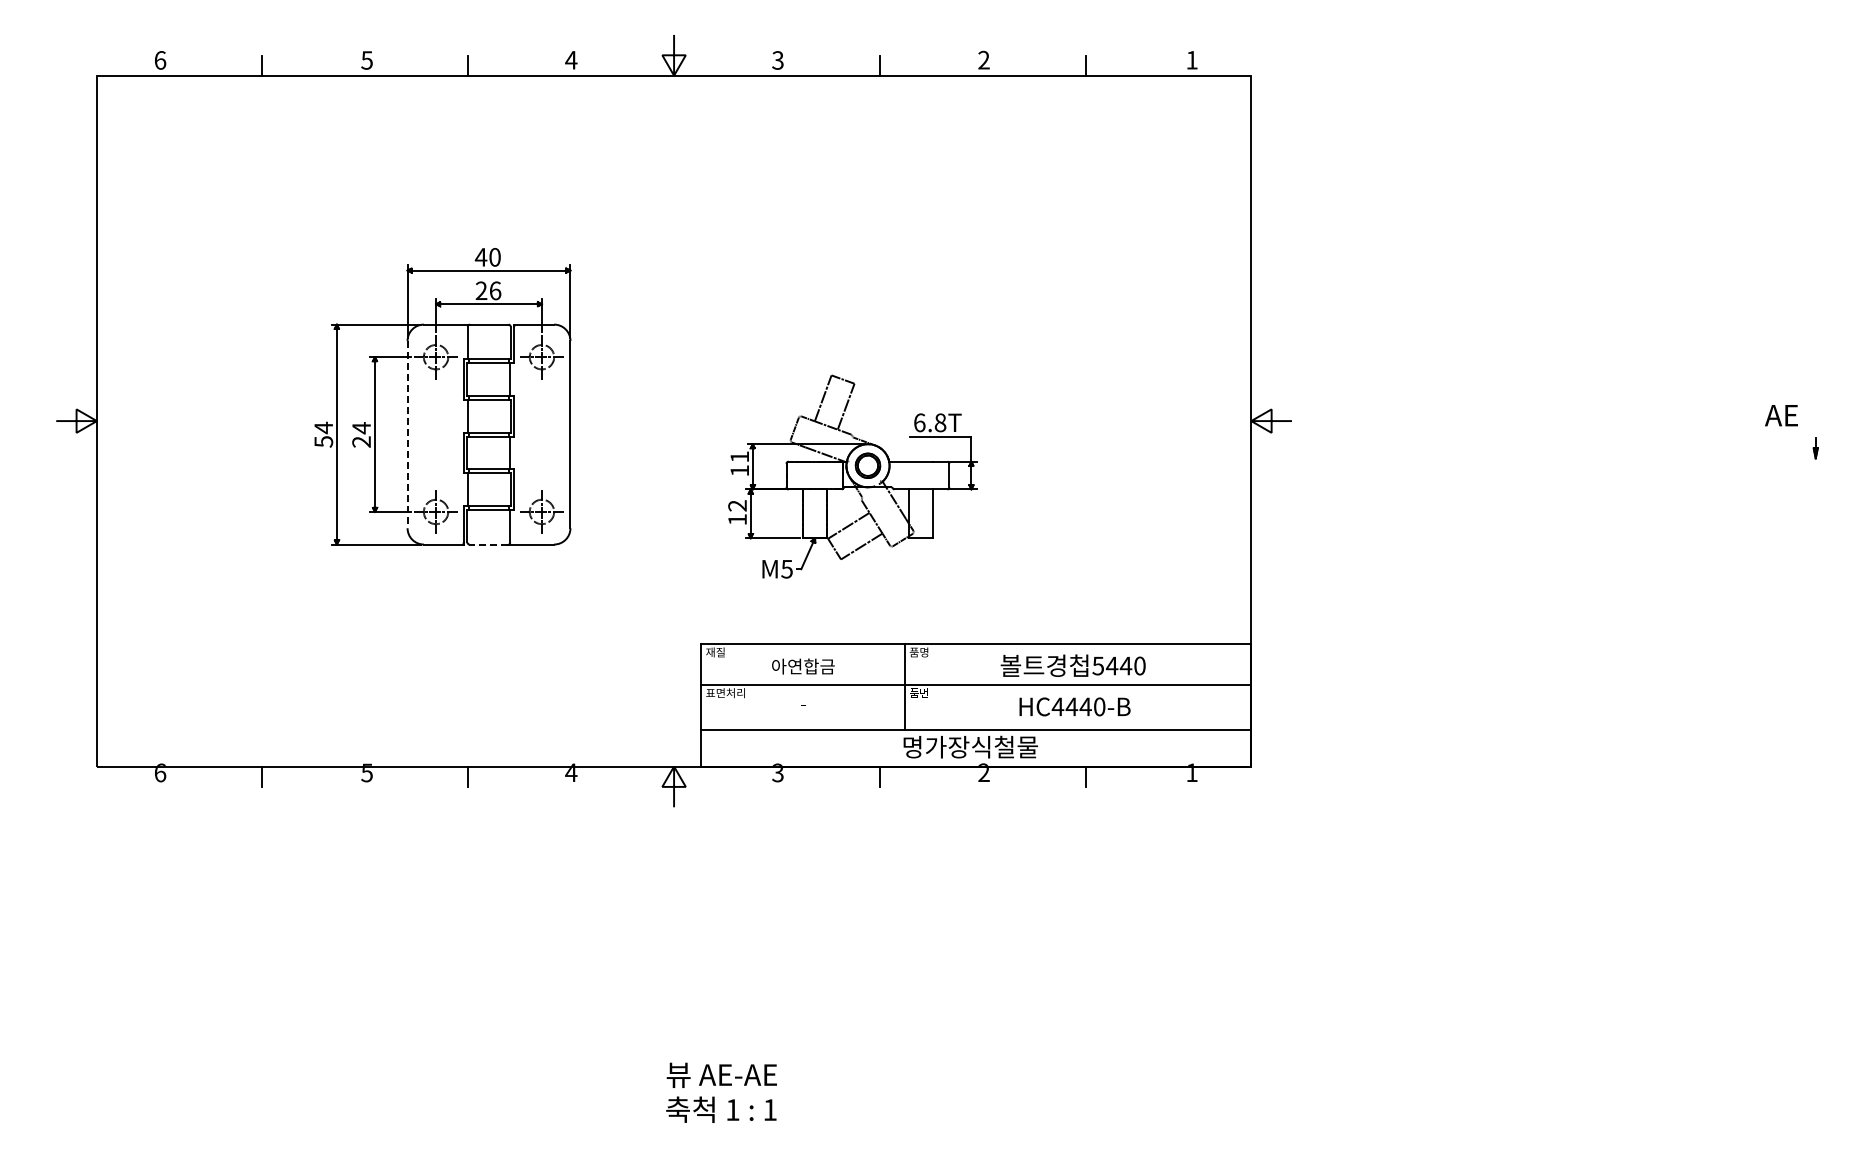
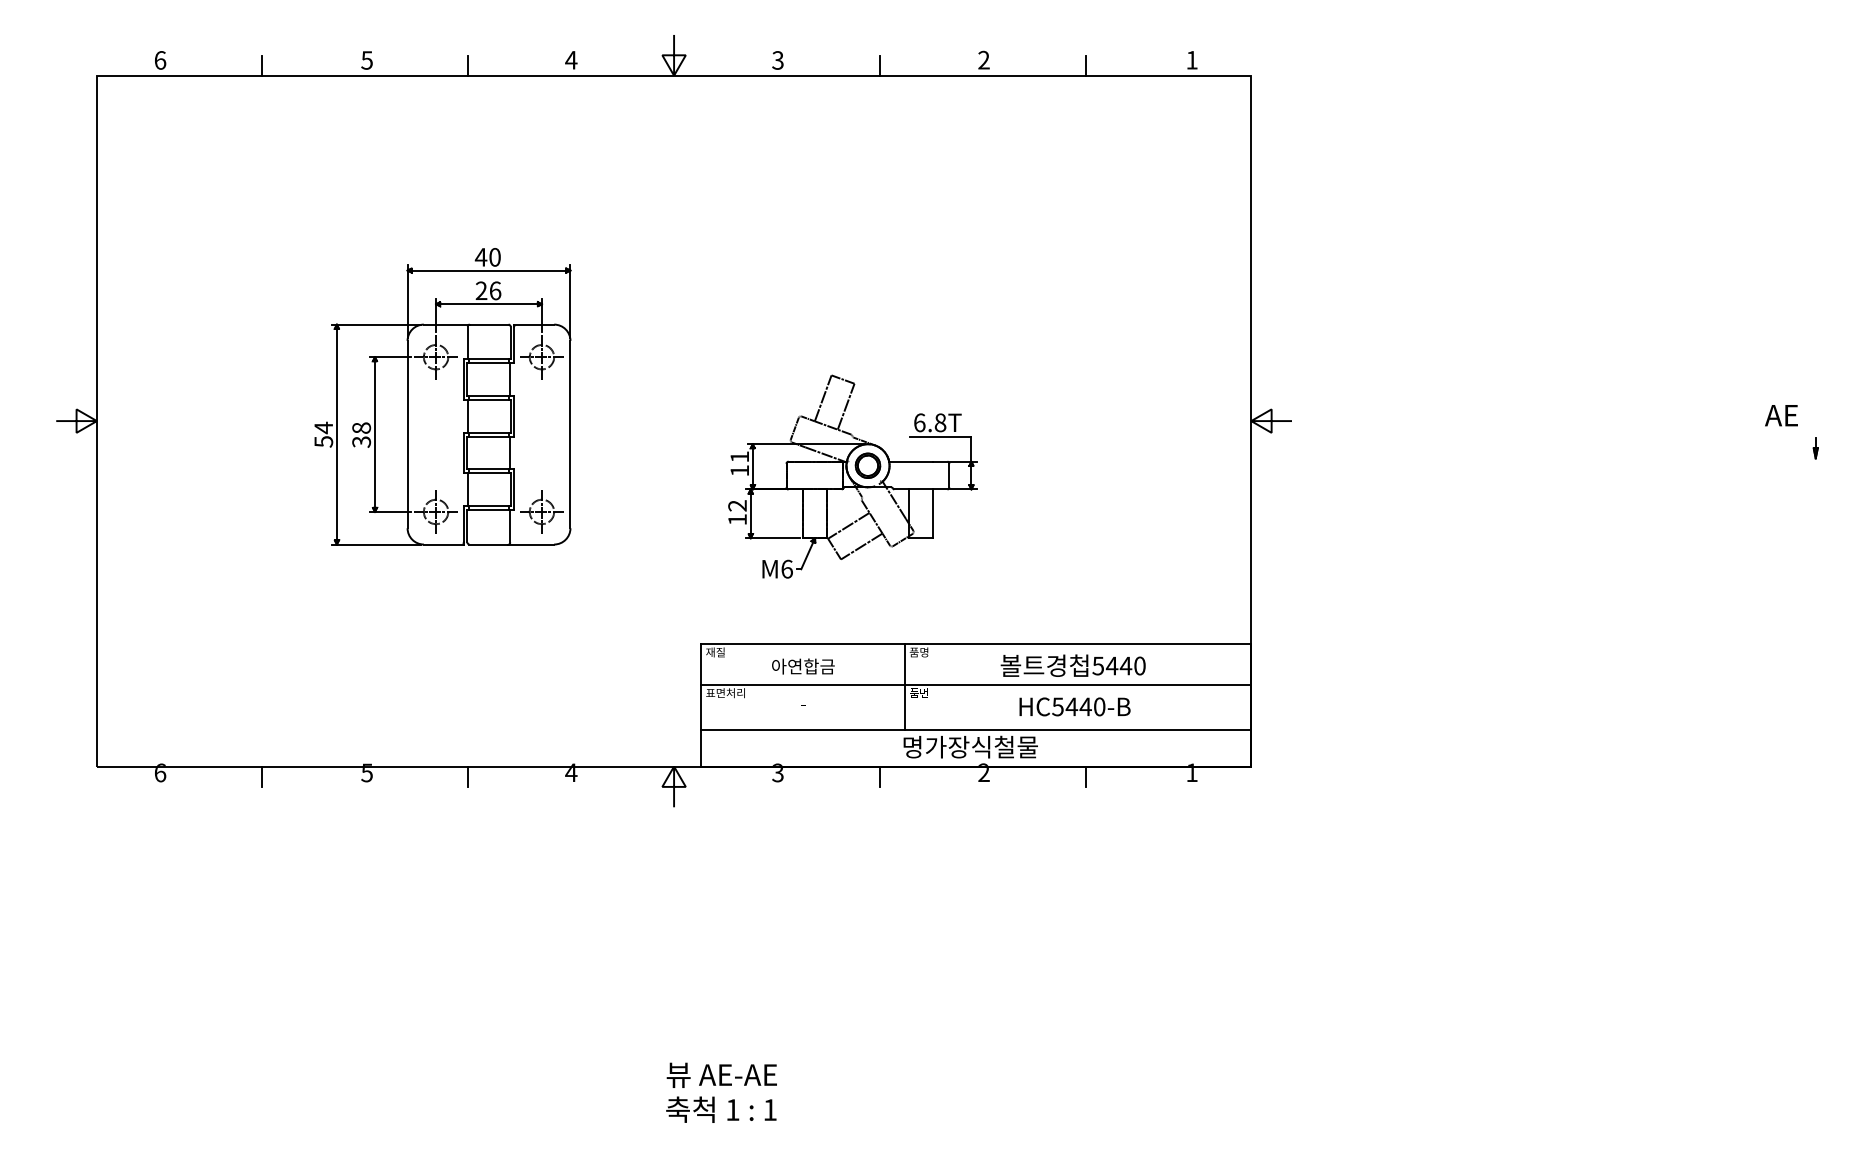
text: 24 -> 38 (361, 434)
line: dashed -> solid (407, 434)
line: dashed -> solid (488, 544)
text: M5 -> M6 (786, 568)
text: HC4440-B -> HC5440-B (1057, 706)
